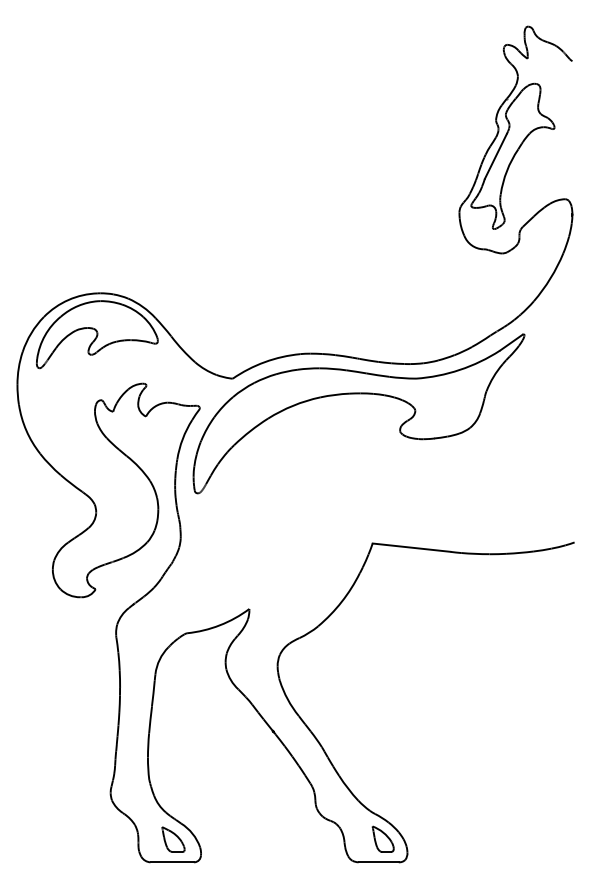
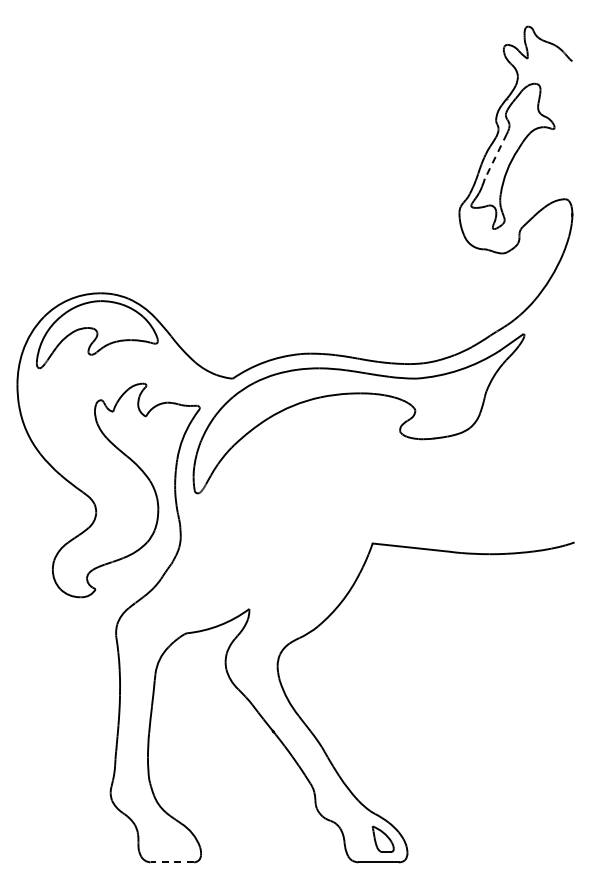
line: solid -> dashed (495, 156)
part: present -> none (173, 839)
line: solid -> dashed (172, 862)
